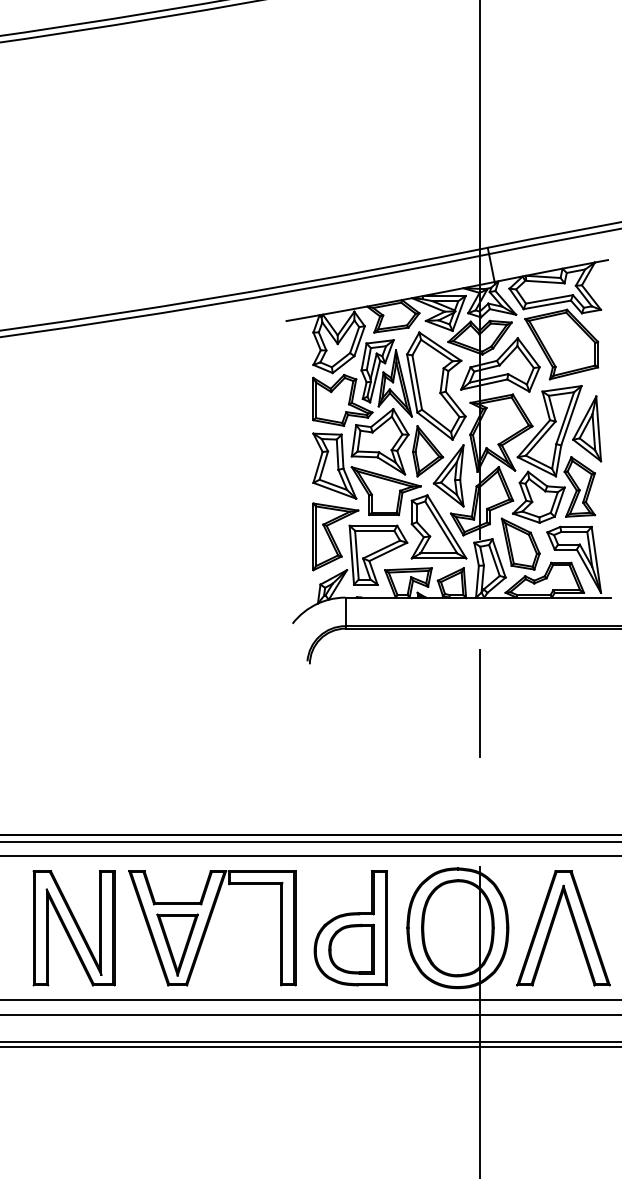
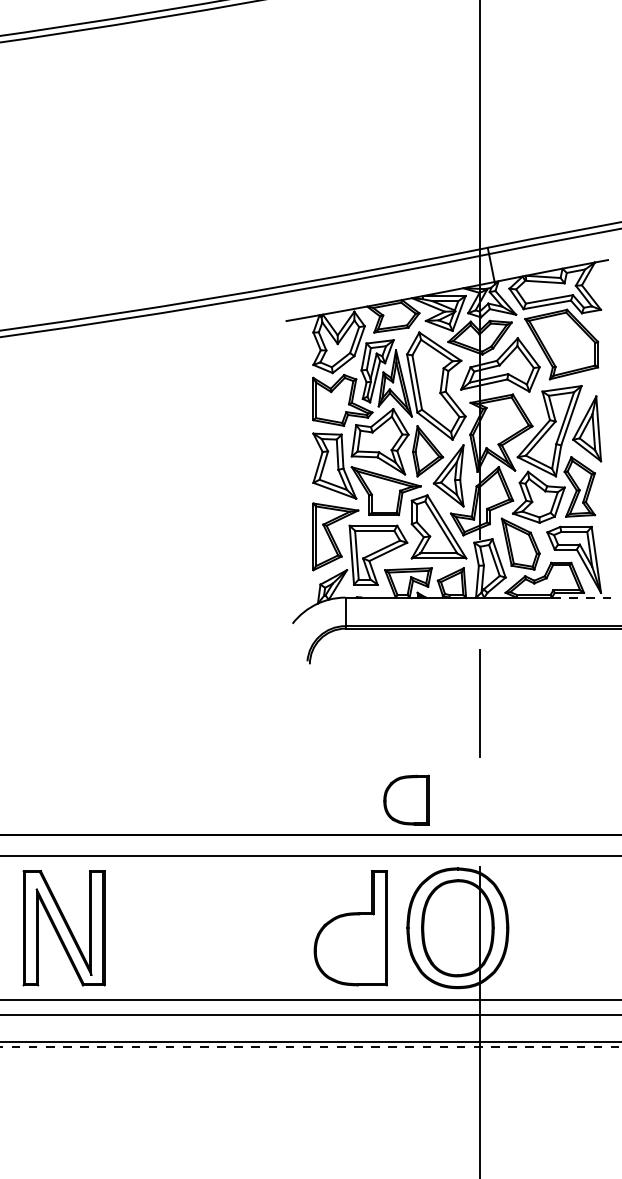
line: solid -> dashed (581, 597)
line: present -> none (310, 842)
part: present -> none (553, 924)
part position: (73, 928) -> (63, 928) (63, 928)
part: present -> none (212, 928)
part position: (351, 948) -> (406, 799) (406, 799)
line: solid -> dashed (311, 1046)
